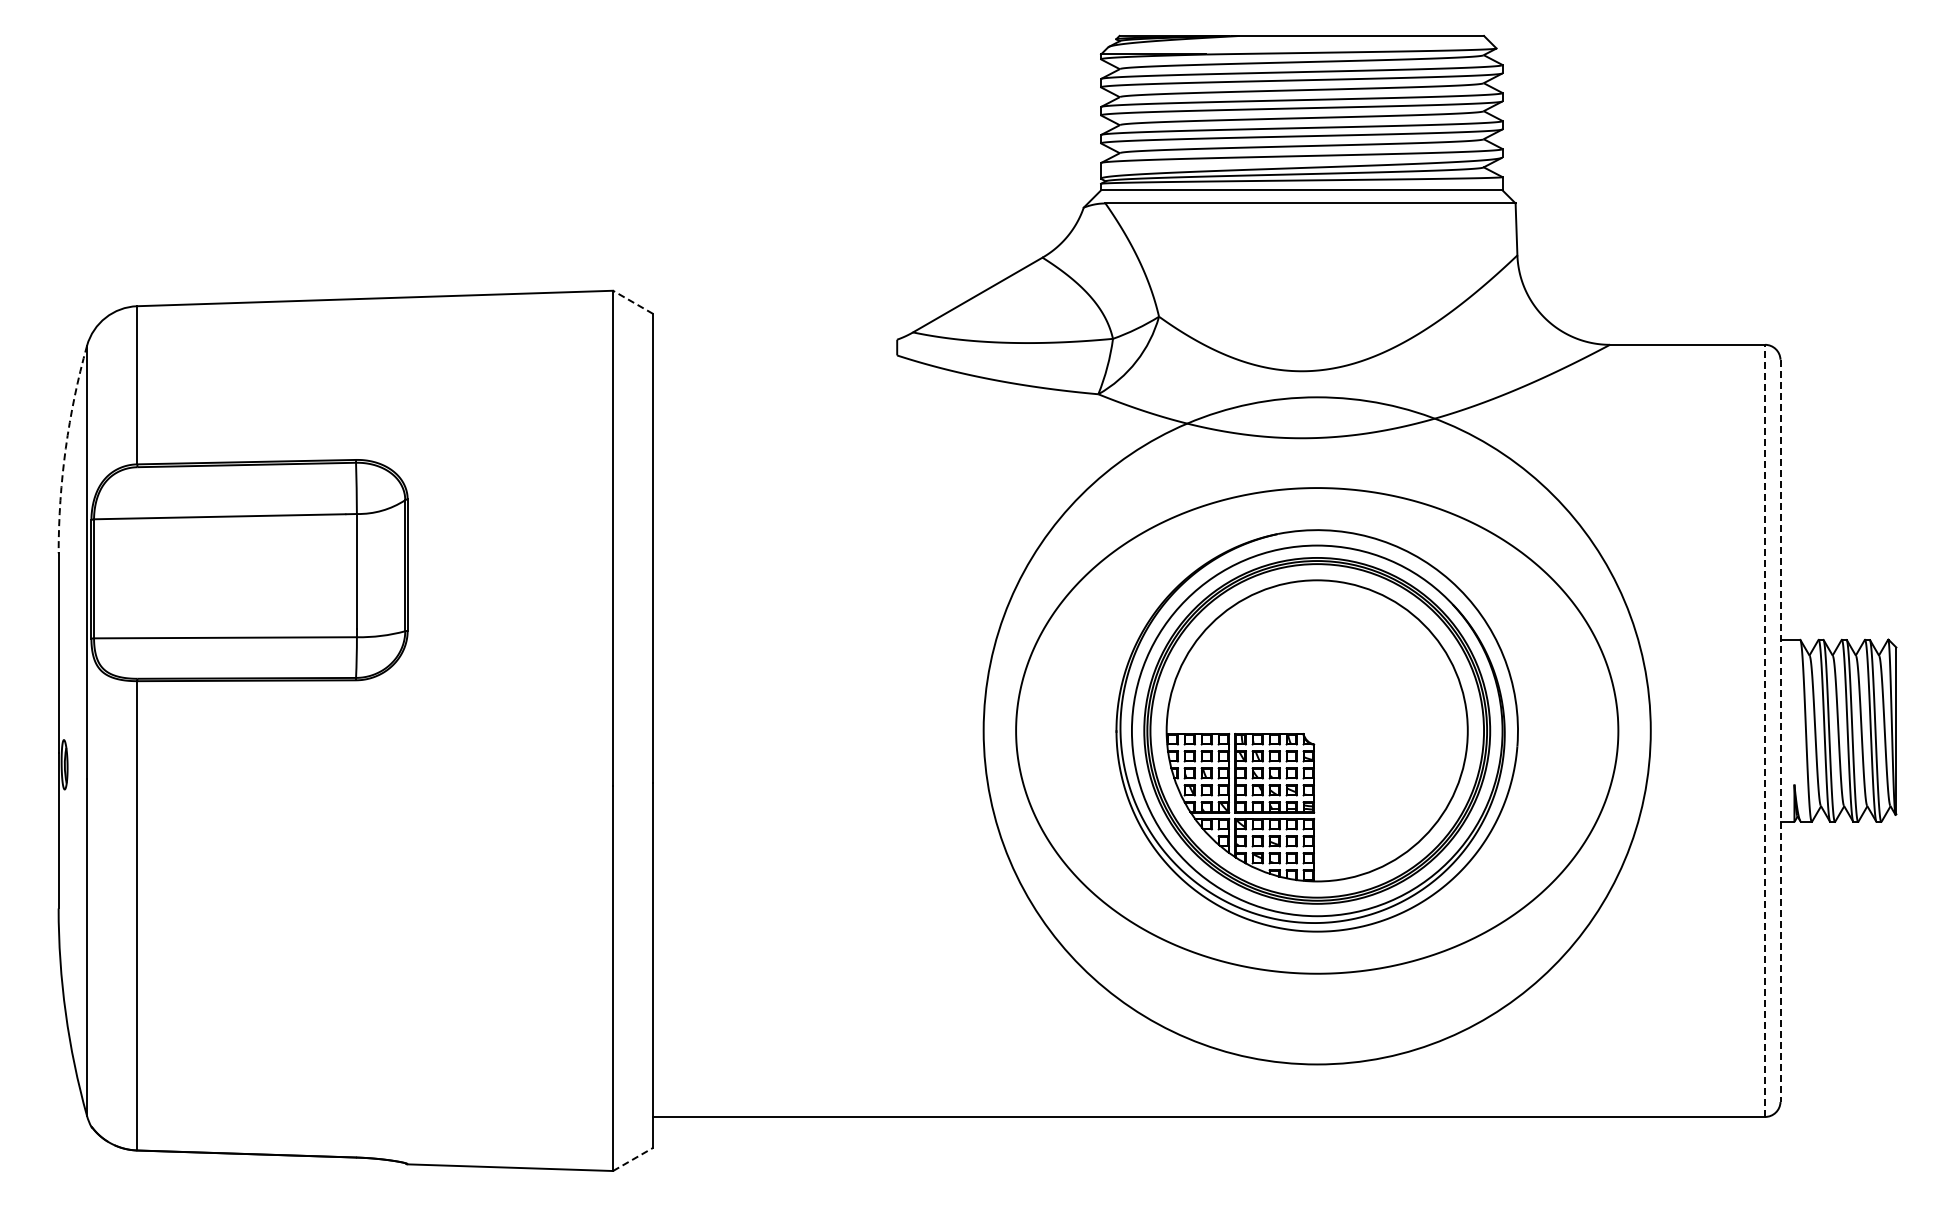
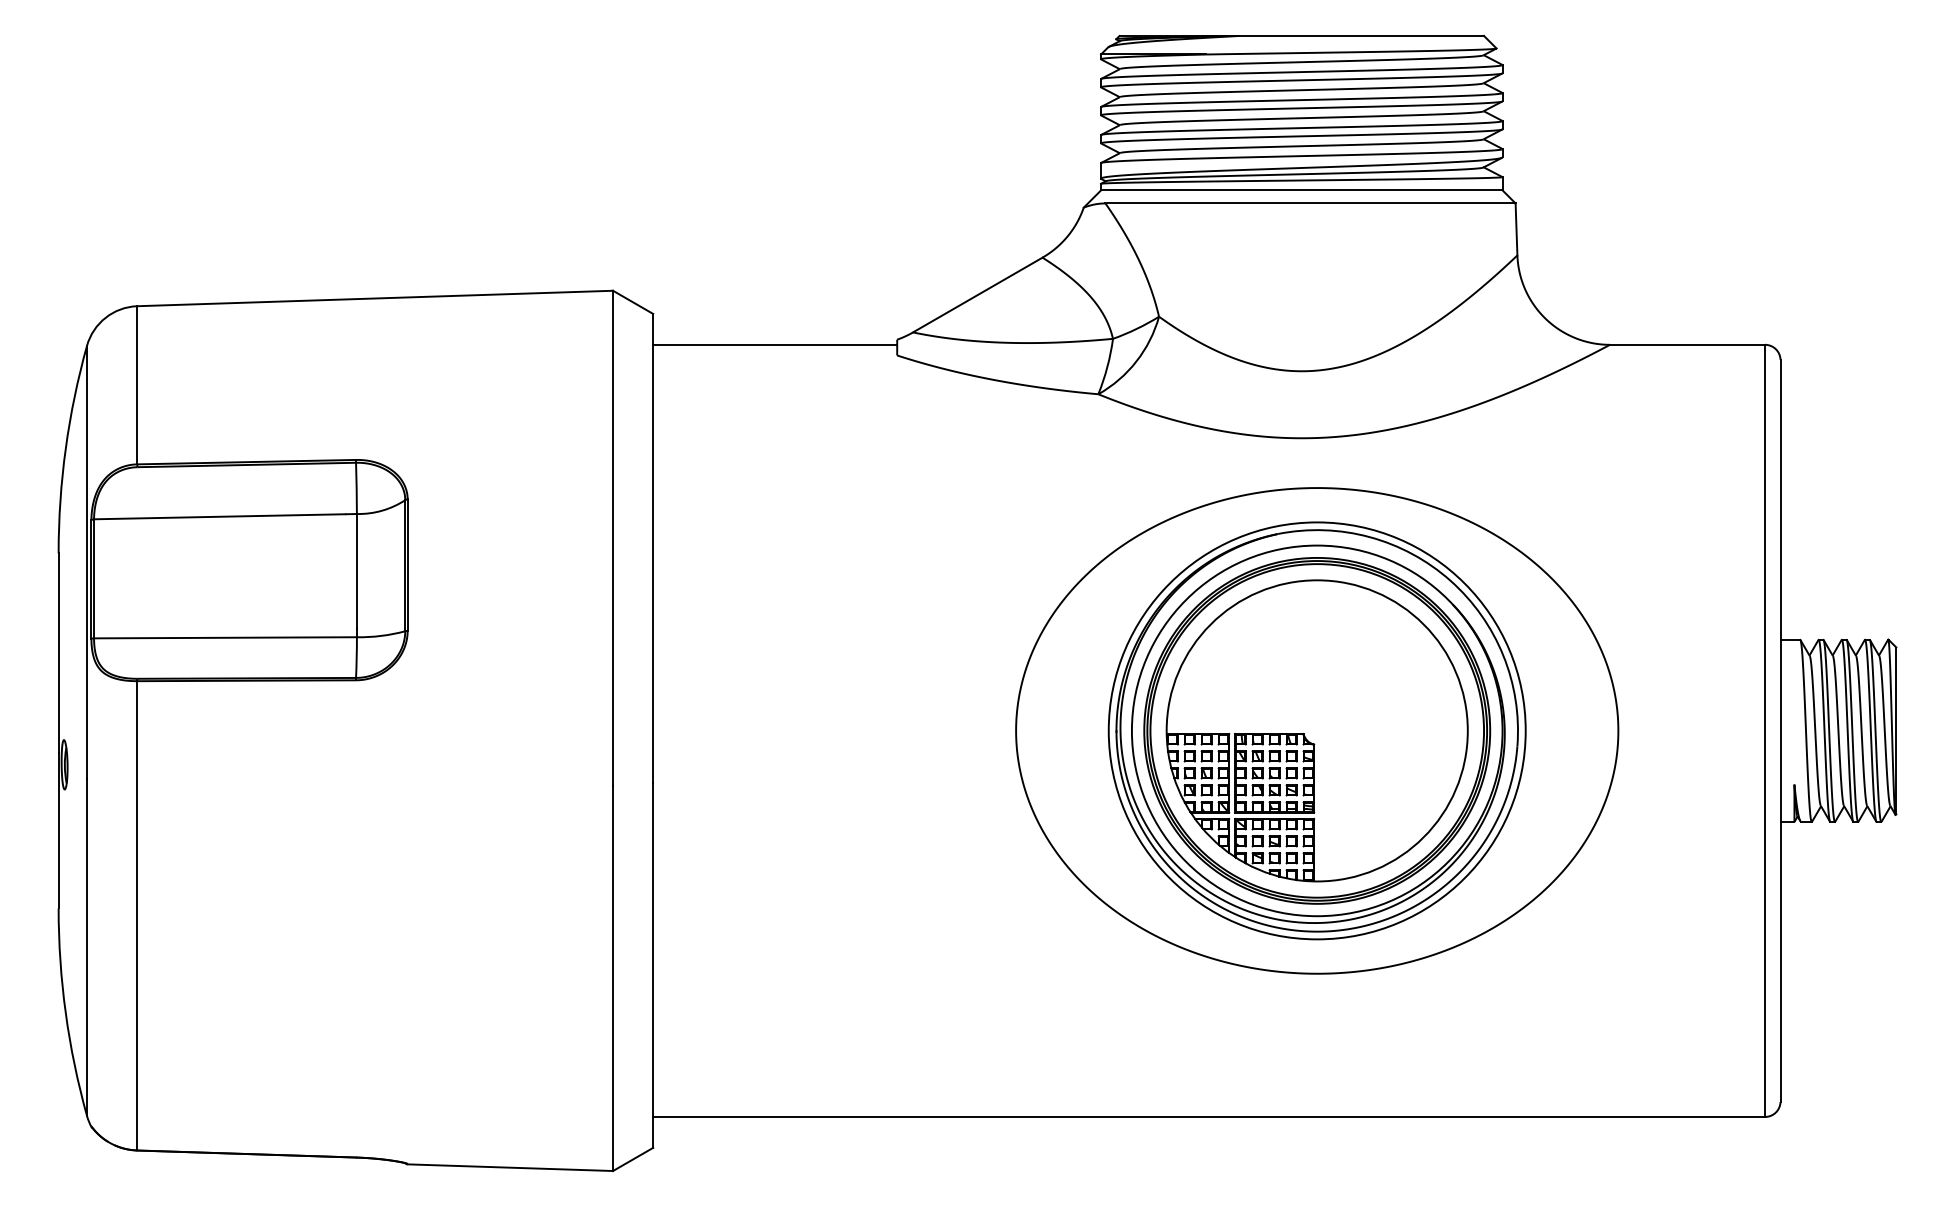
line: dashed -> solid (632, 302)
line: none -> present (775, 344)
arc: dashed -> solid (65, 448)
circle diameter: 667 px -> 417 px (1316, 730)
line: dashed -> solid (1765, 730)
line: dashed -> solid (1780, 731)
line: dashed -> solid (633, 1159)
